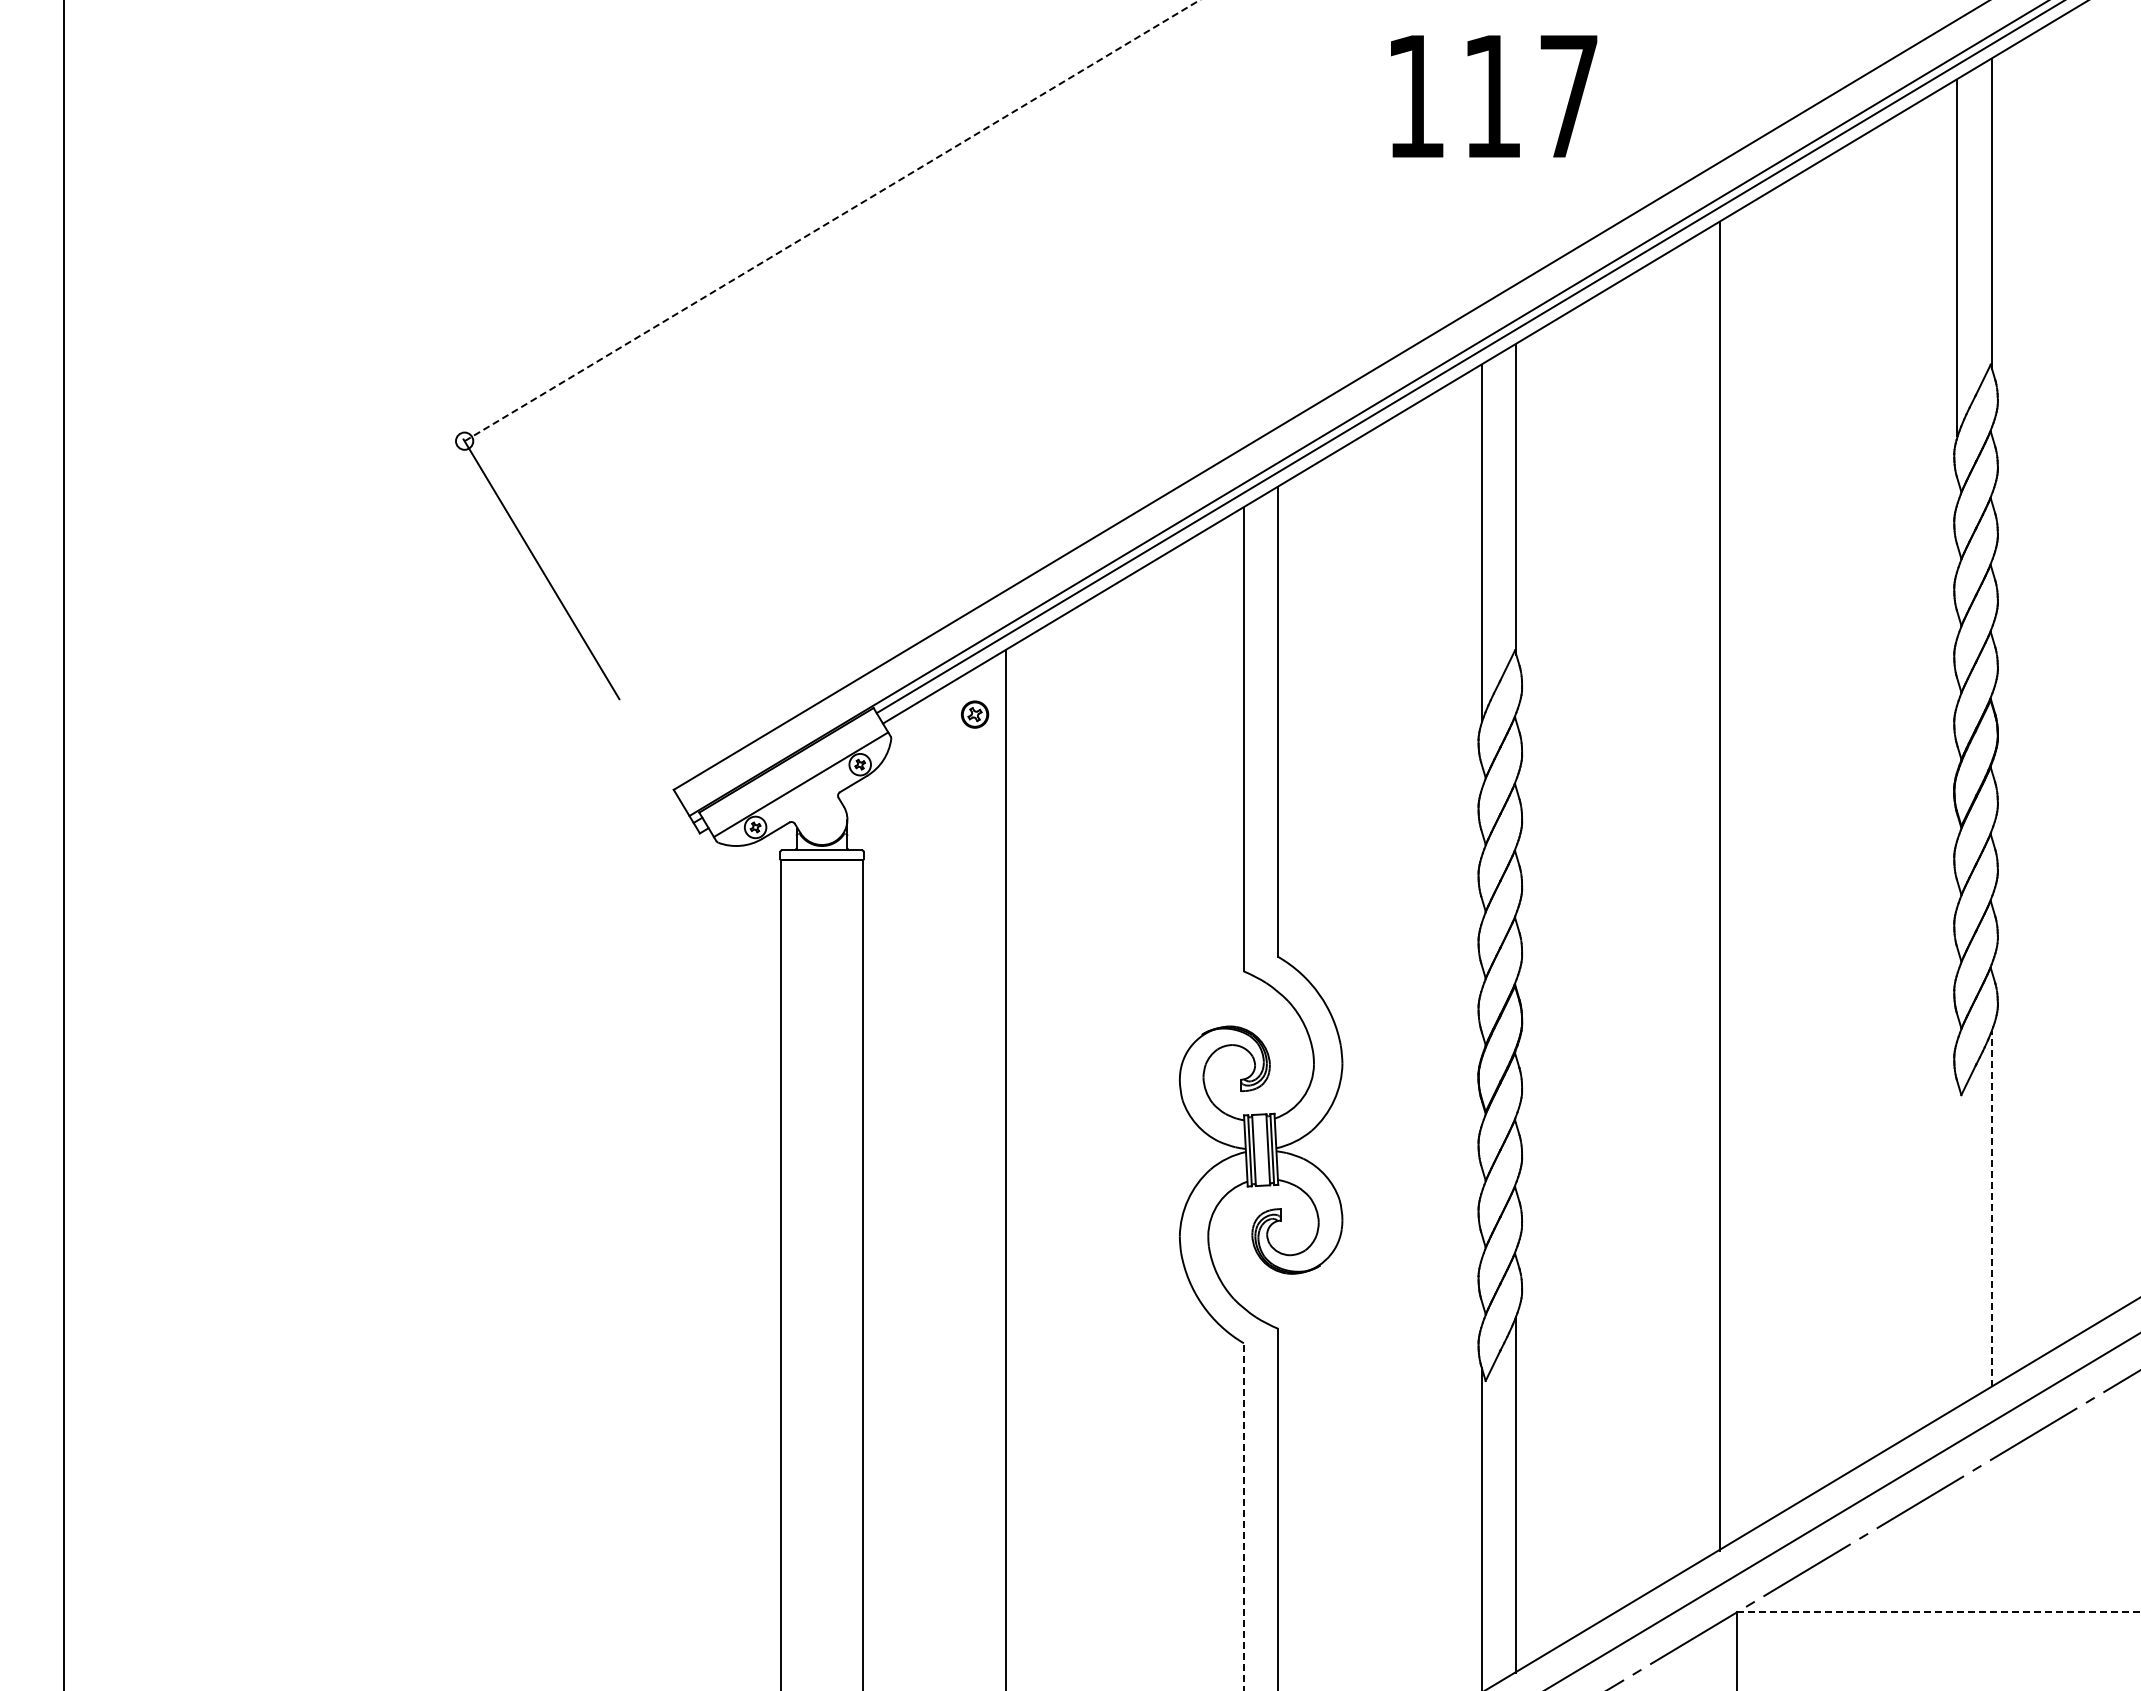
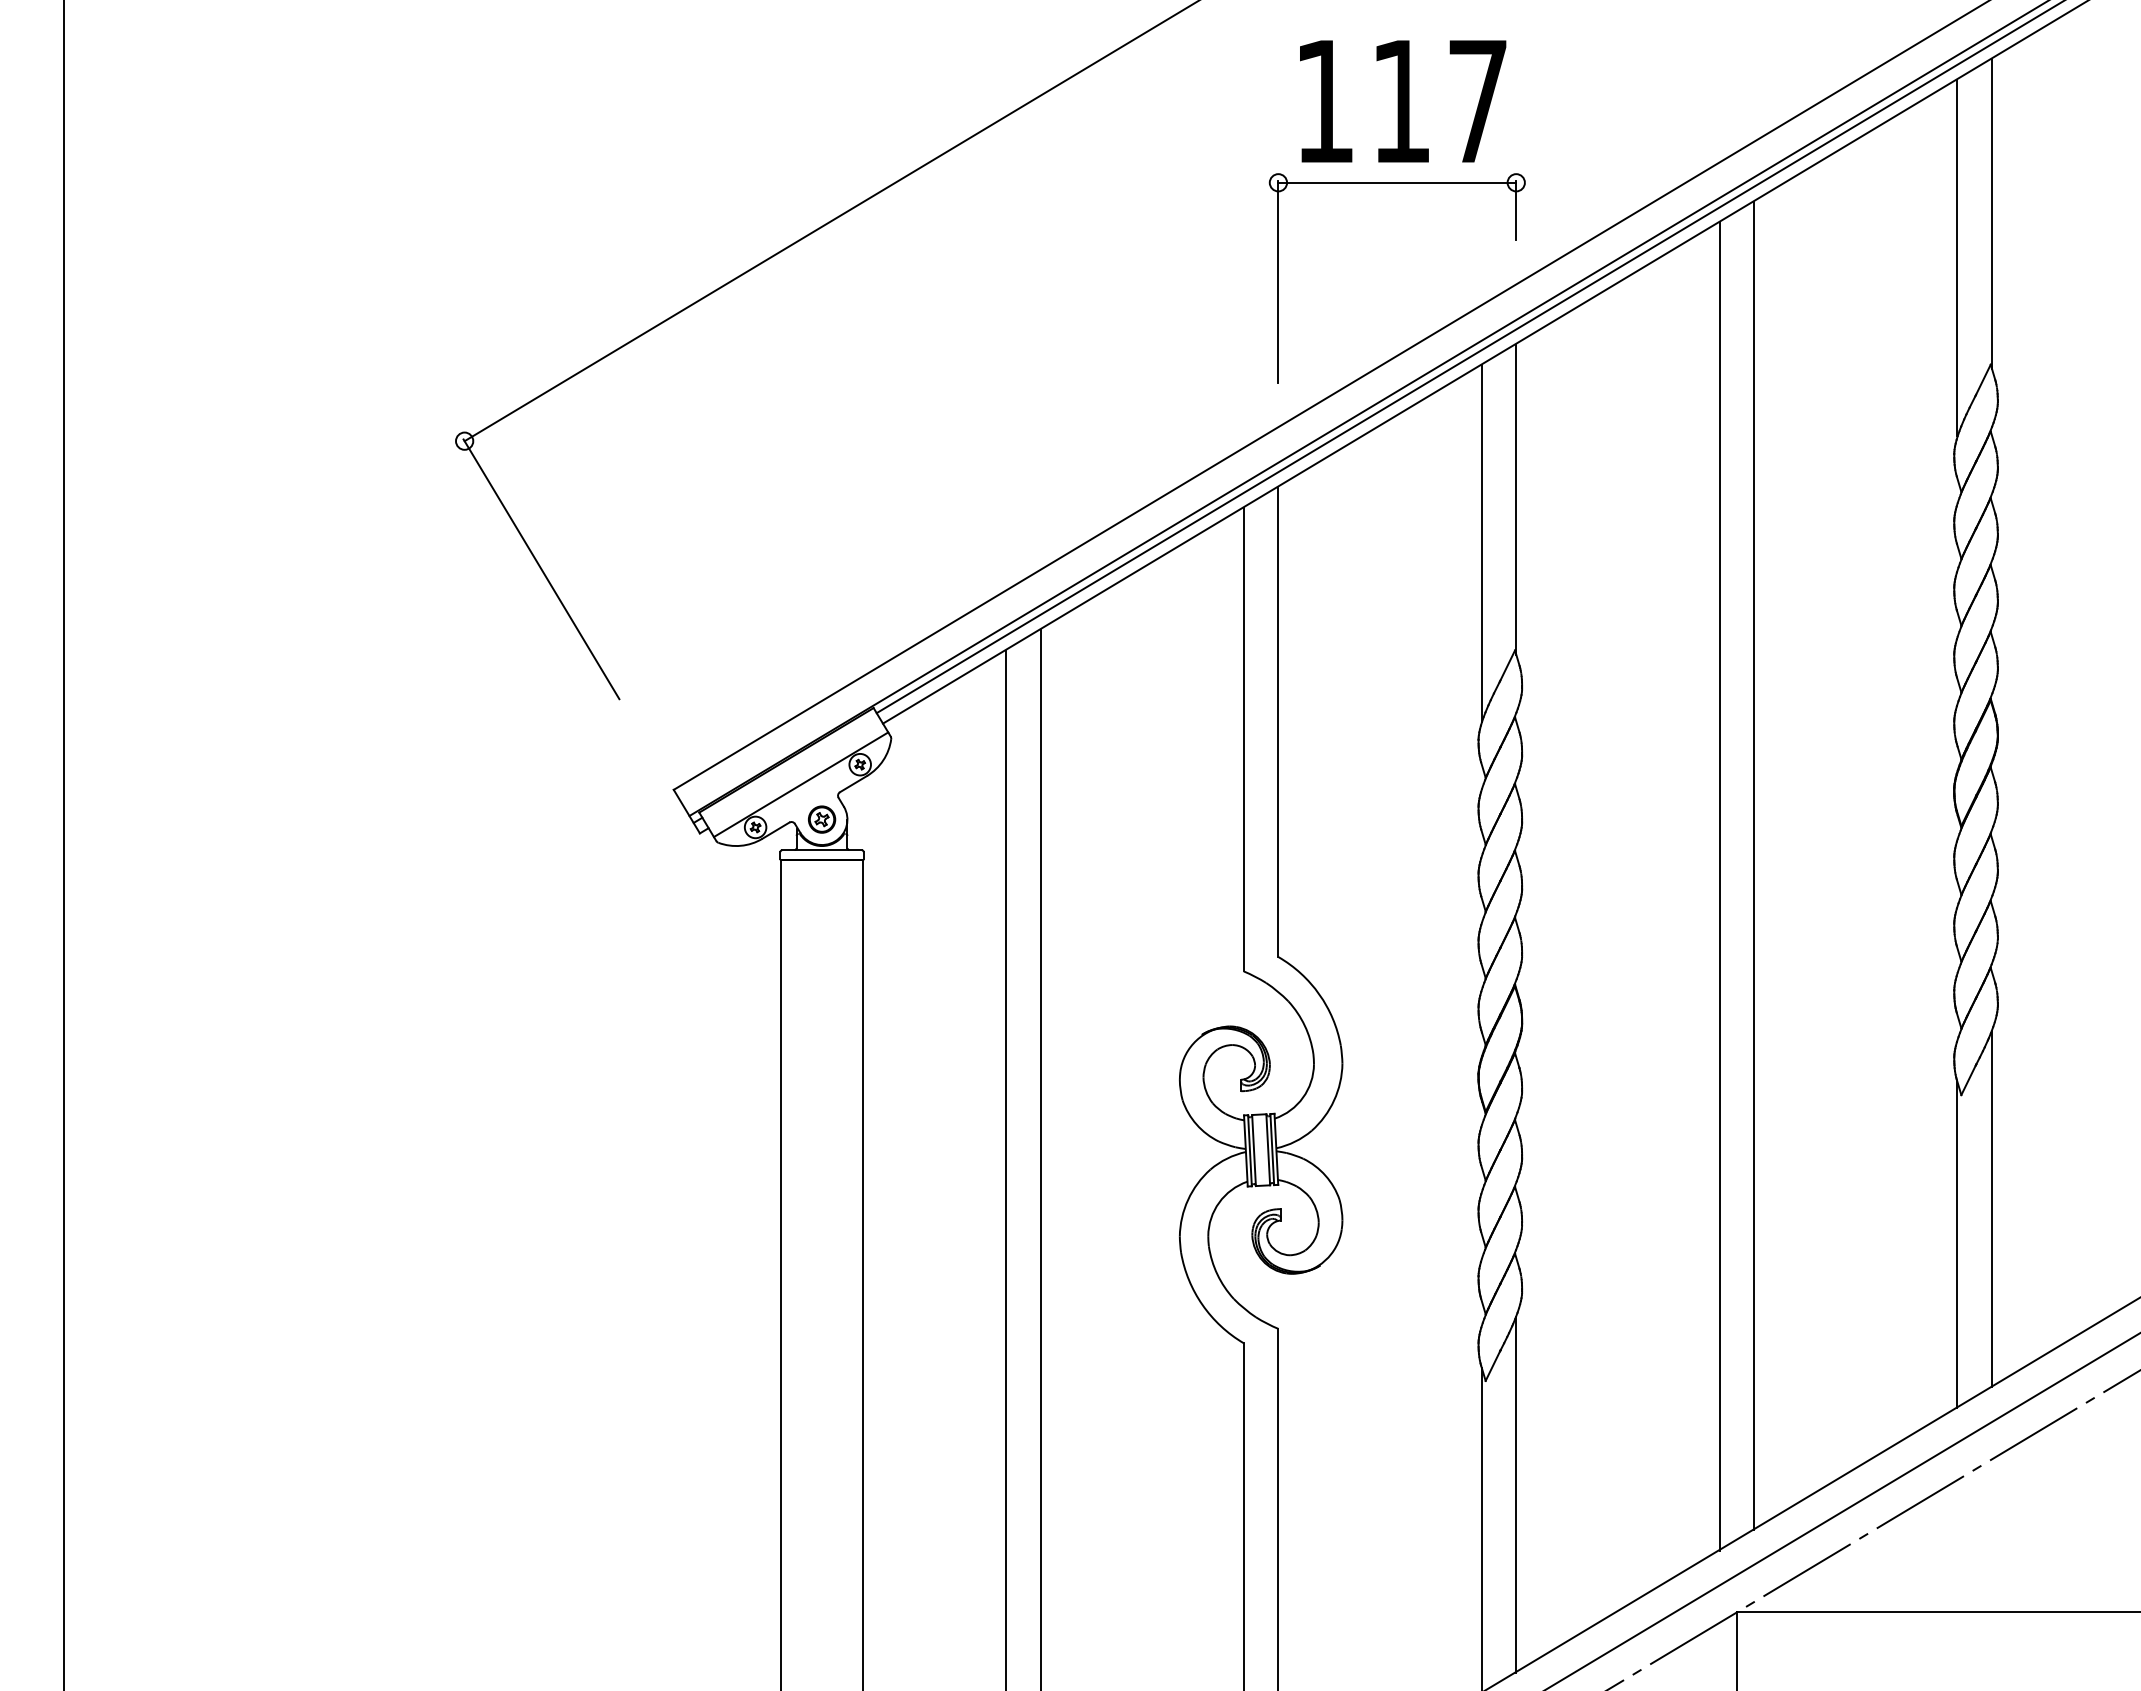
text position: (1494, 96) -> (1403, 101) (1403, 101)
part: none -> present (1396, 183)
line: dashed -> solid (832, 220)
part position: (975, 714) -> (822, 819) (822, 819)
line: none -> present (1754, 865)
line: none -> present (1040, 1158)
line: dashed -> solid (1991, 1209)
line: none -> present (1957, 1244)
line: dashed -> solid (1243, 1517)
line: dashed -> solid (1938, 1612)
